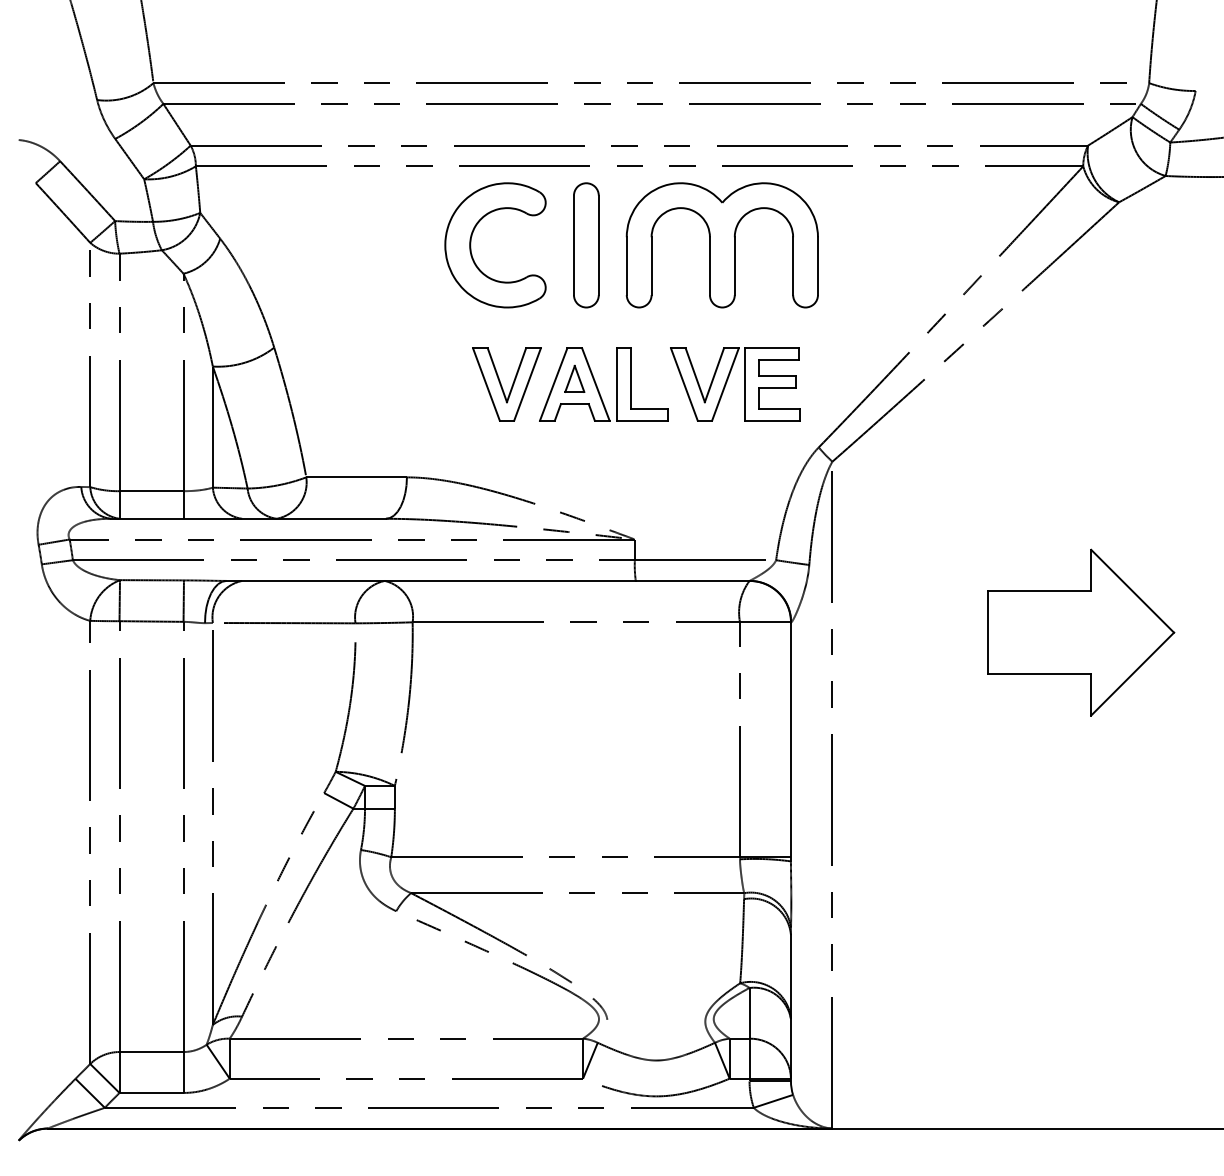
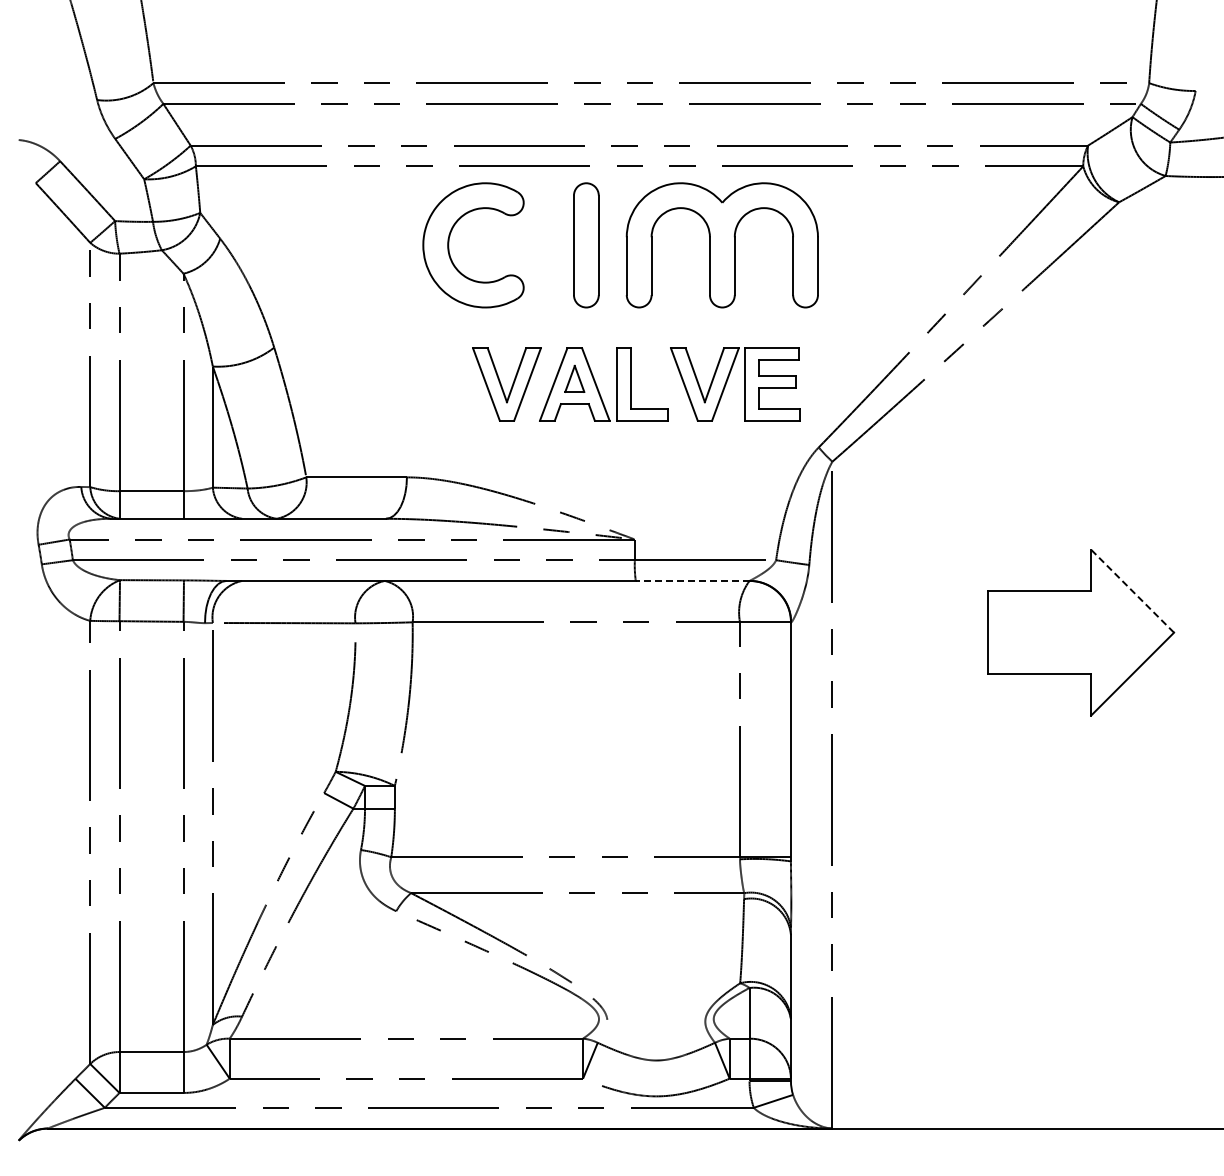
part position: (471, 245) -> (449, 245) (449, 245)
line: solid -> dashed (692, 580)
line: solid -> dashed (1132, 591)
